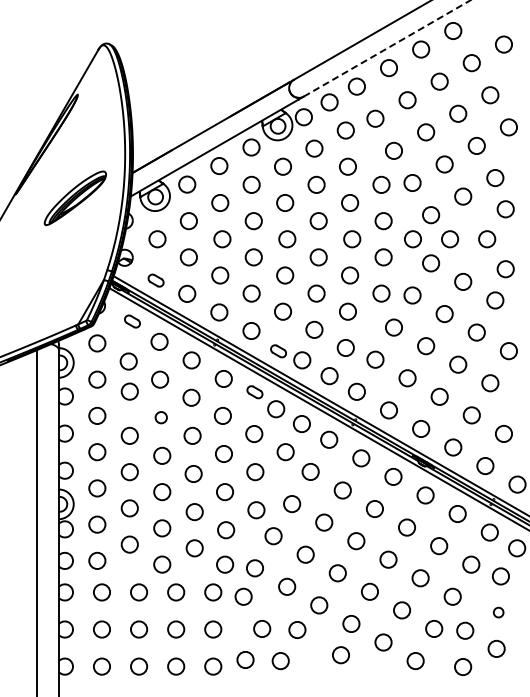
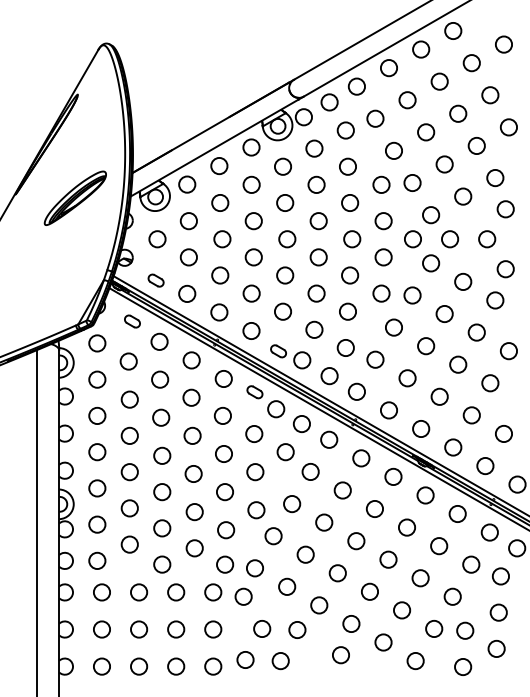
line: dashed -> solid (387, 48)
circle position: (129, 391) -> (129, 399) (129, 399)
circle size: 14x14 px -> 19x19 px (161, 417)
circle size: 13x13 px -> 19x19 px (498, 612)
